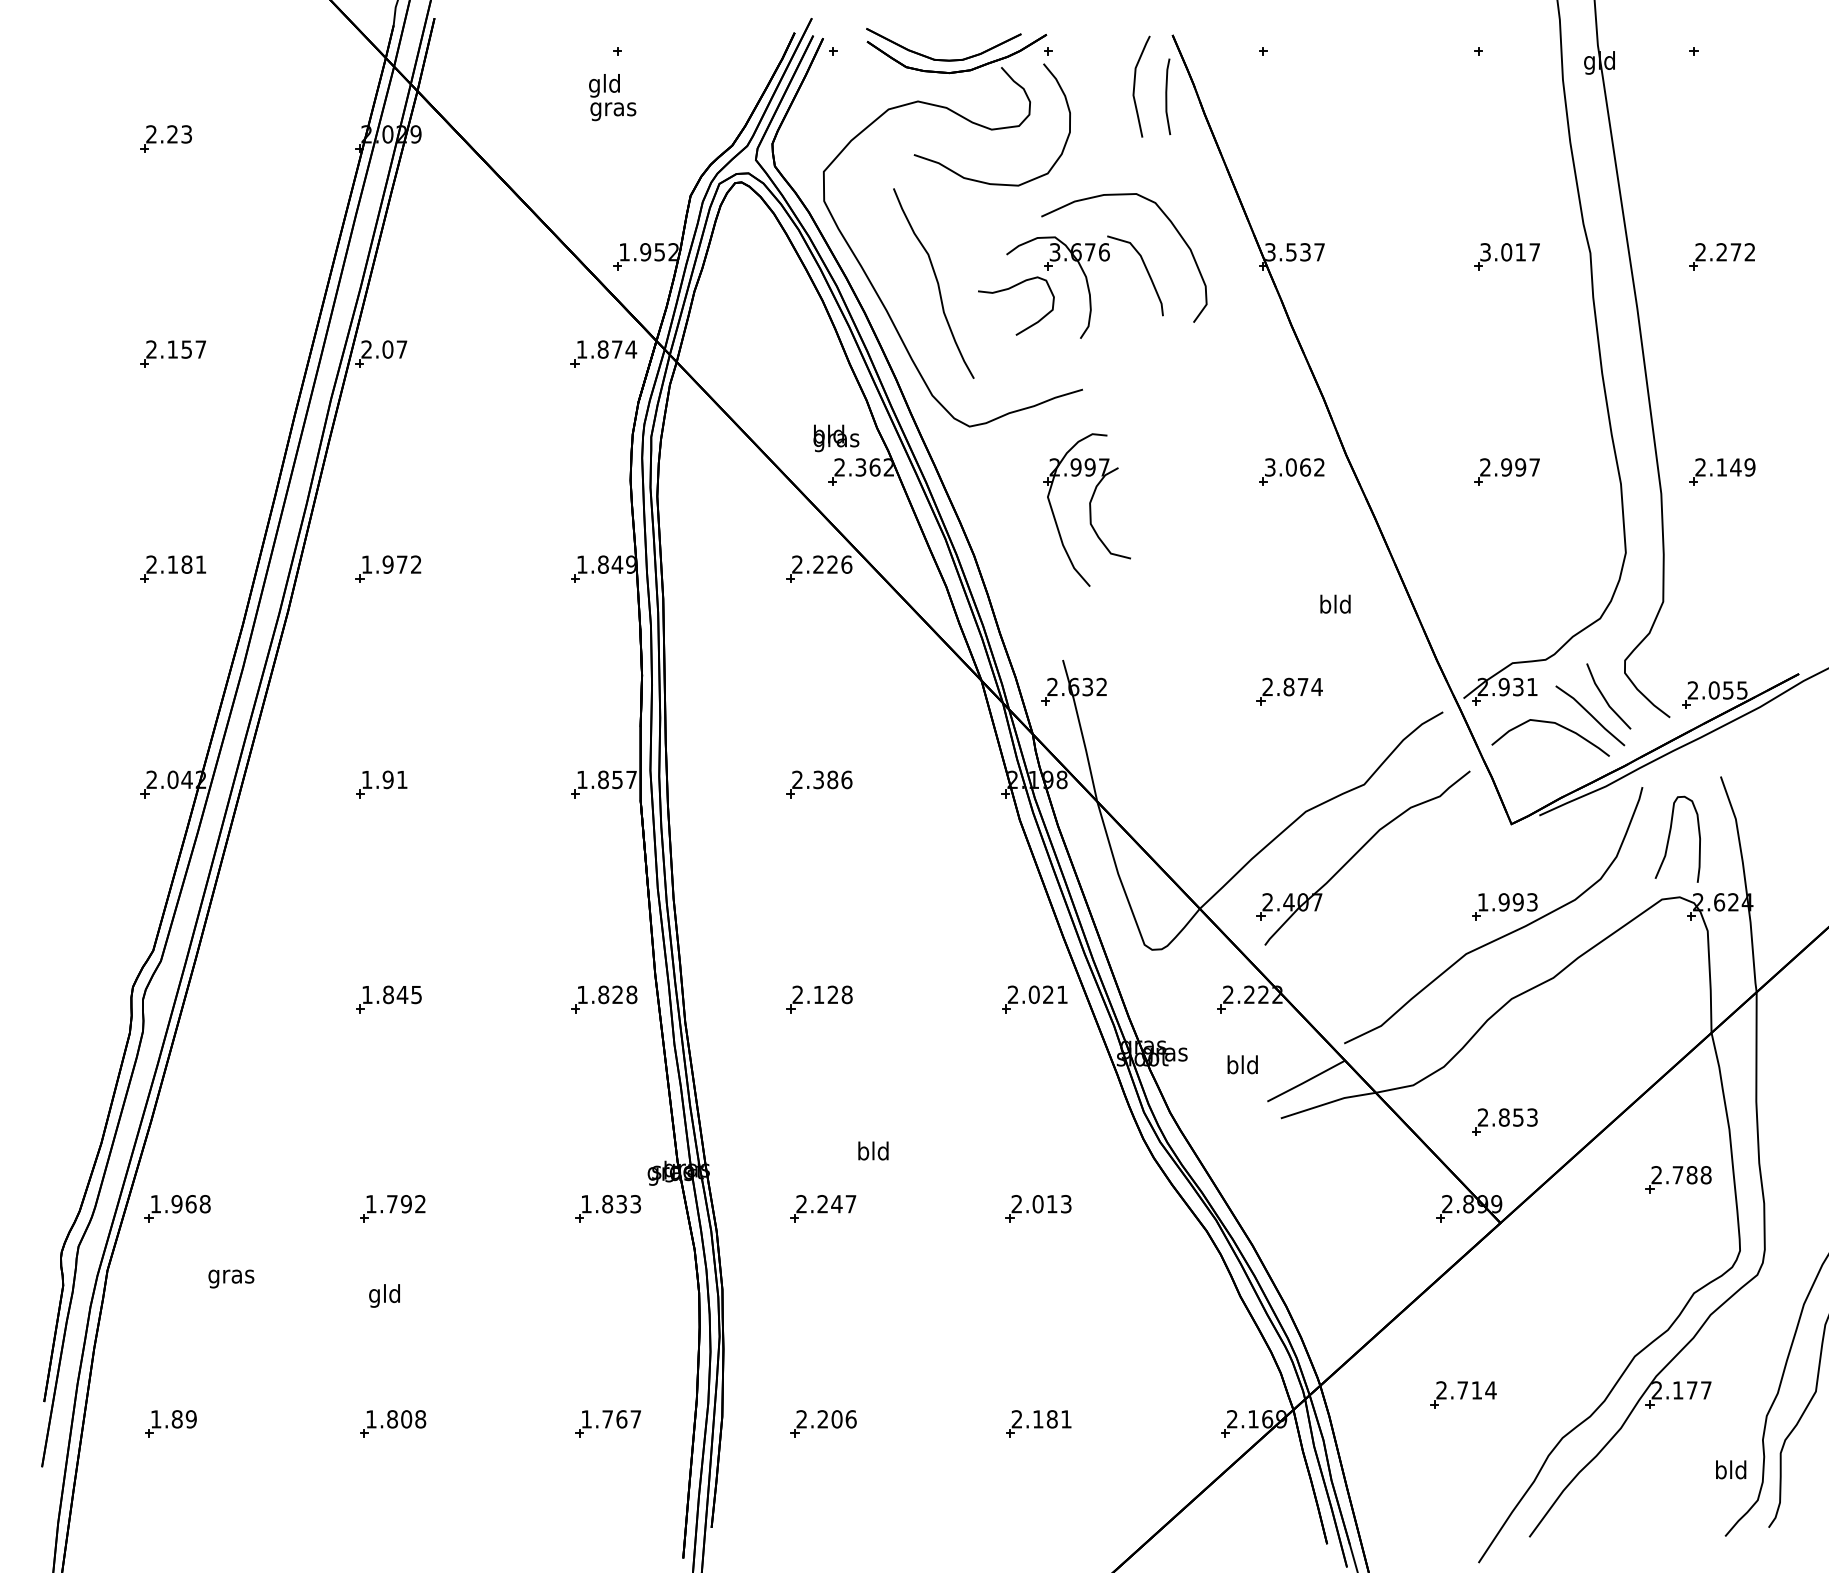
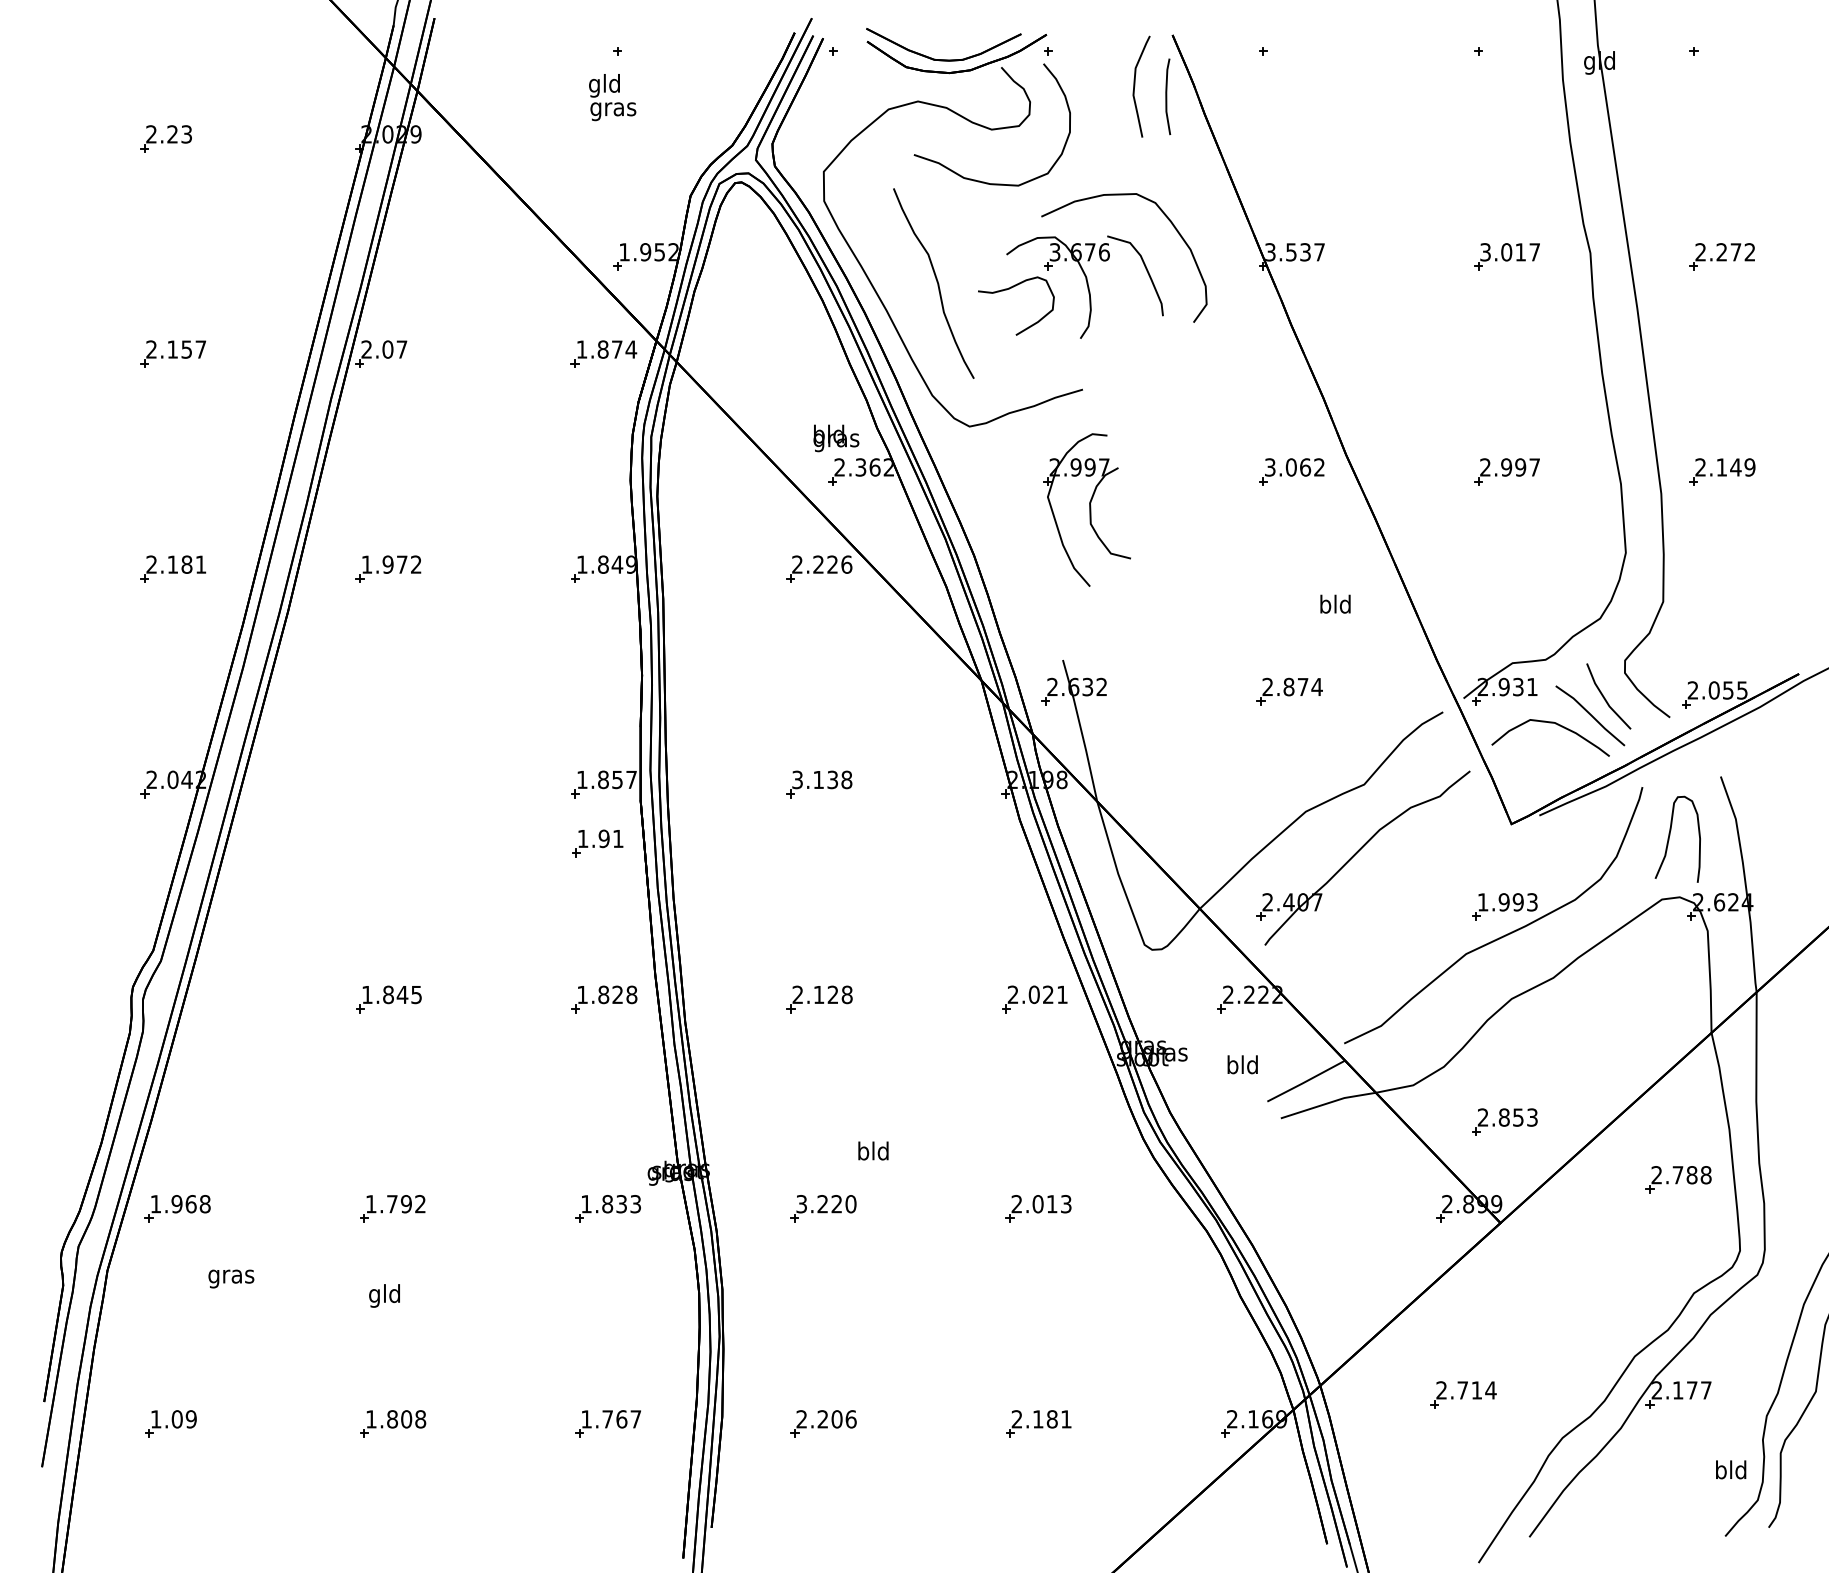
text: 2.386 -> 3.138 (822, 779)
part position: (381, 784) -> (597, 843) (597, 843)
text: 2.247 -> 3.220 (826, 1204)
text: 1.89 -> 1.09 (176, 1419)
